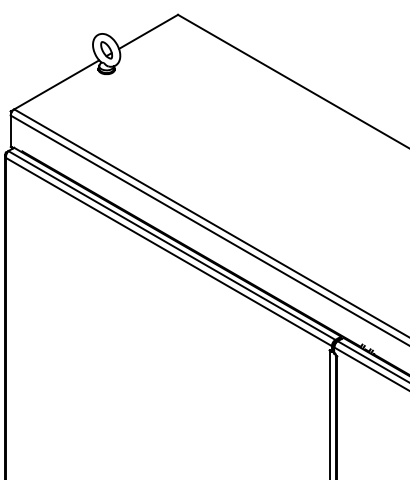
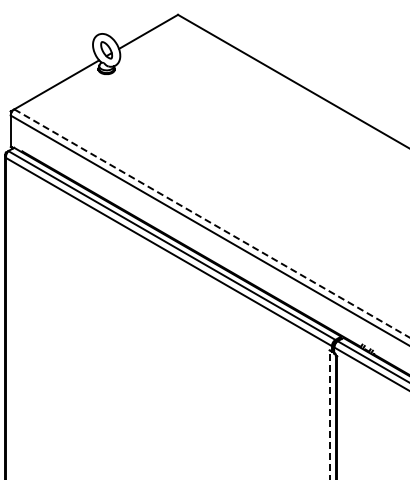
line: solid -> dashed (212, 223)
line: solid -> dashed (329, 414)
